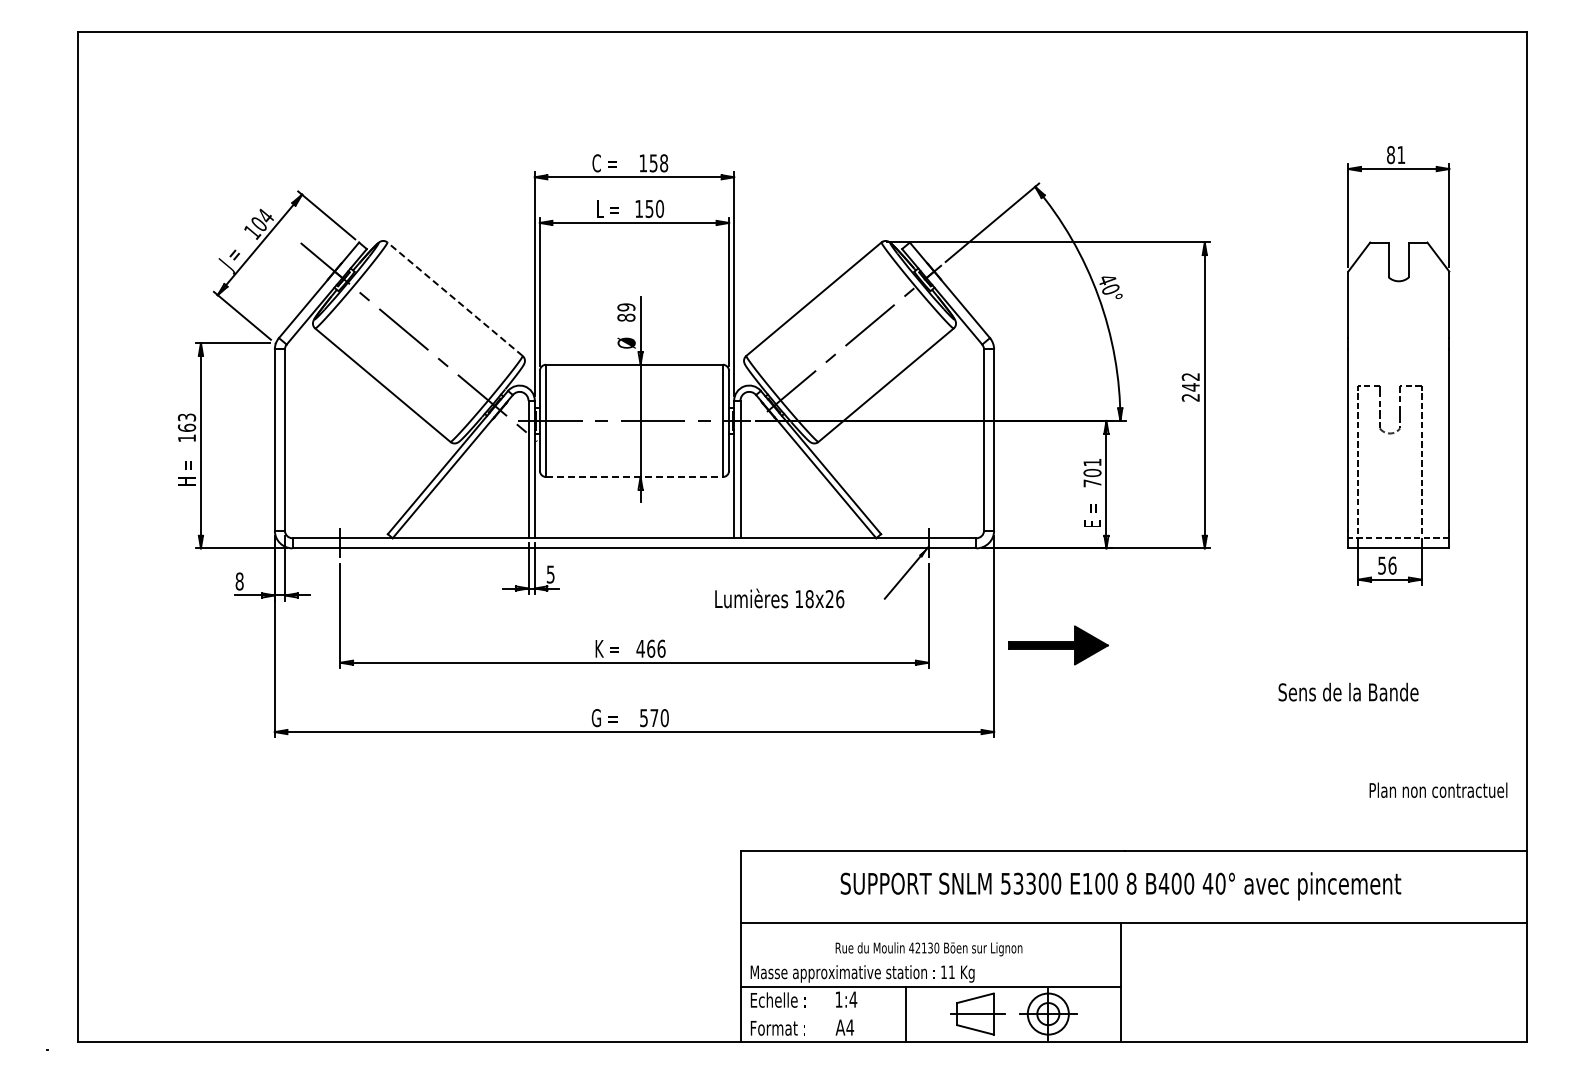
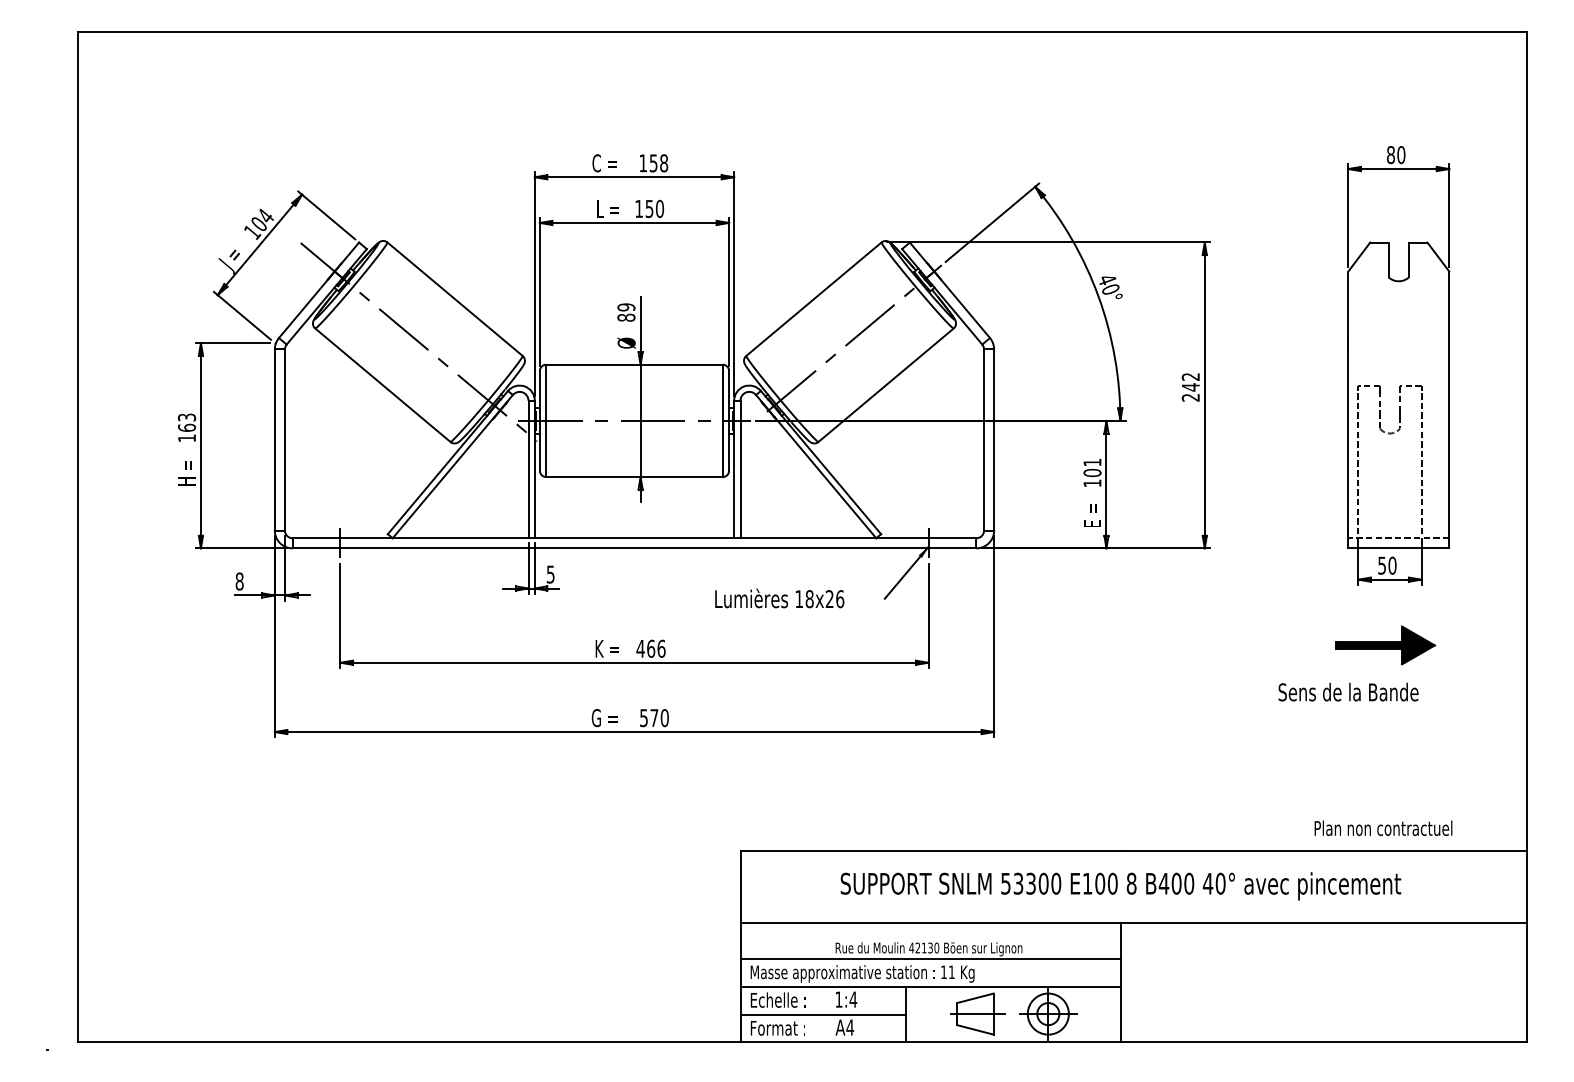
text: 81 -> 80 (1401, 155)
line: dashed -> solid (454, 298)
line: dashed -> solid (634, 477)
text: 701 -> 101 (1092, 483)
text: 56 -> 50 (1392, 565)
part position: (1058, 645) -> (1385, 645) (1385, 645)
text position: (1438, 789) -> (1383, 827) (1383, 827)
line: none -> present (931, 959)
line: none -> present (823, 1014)
